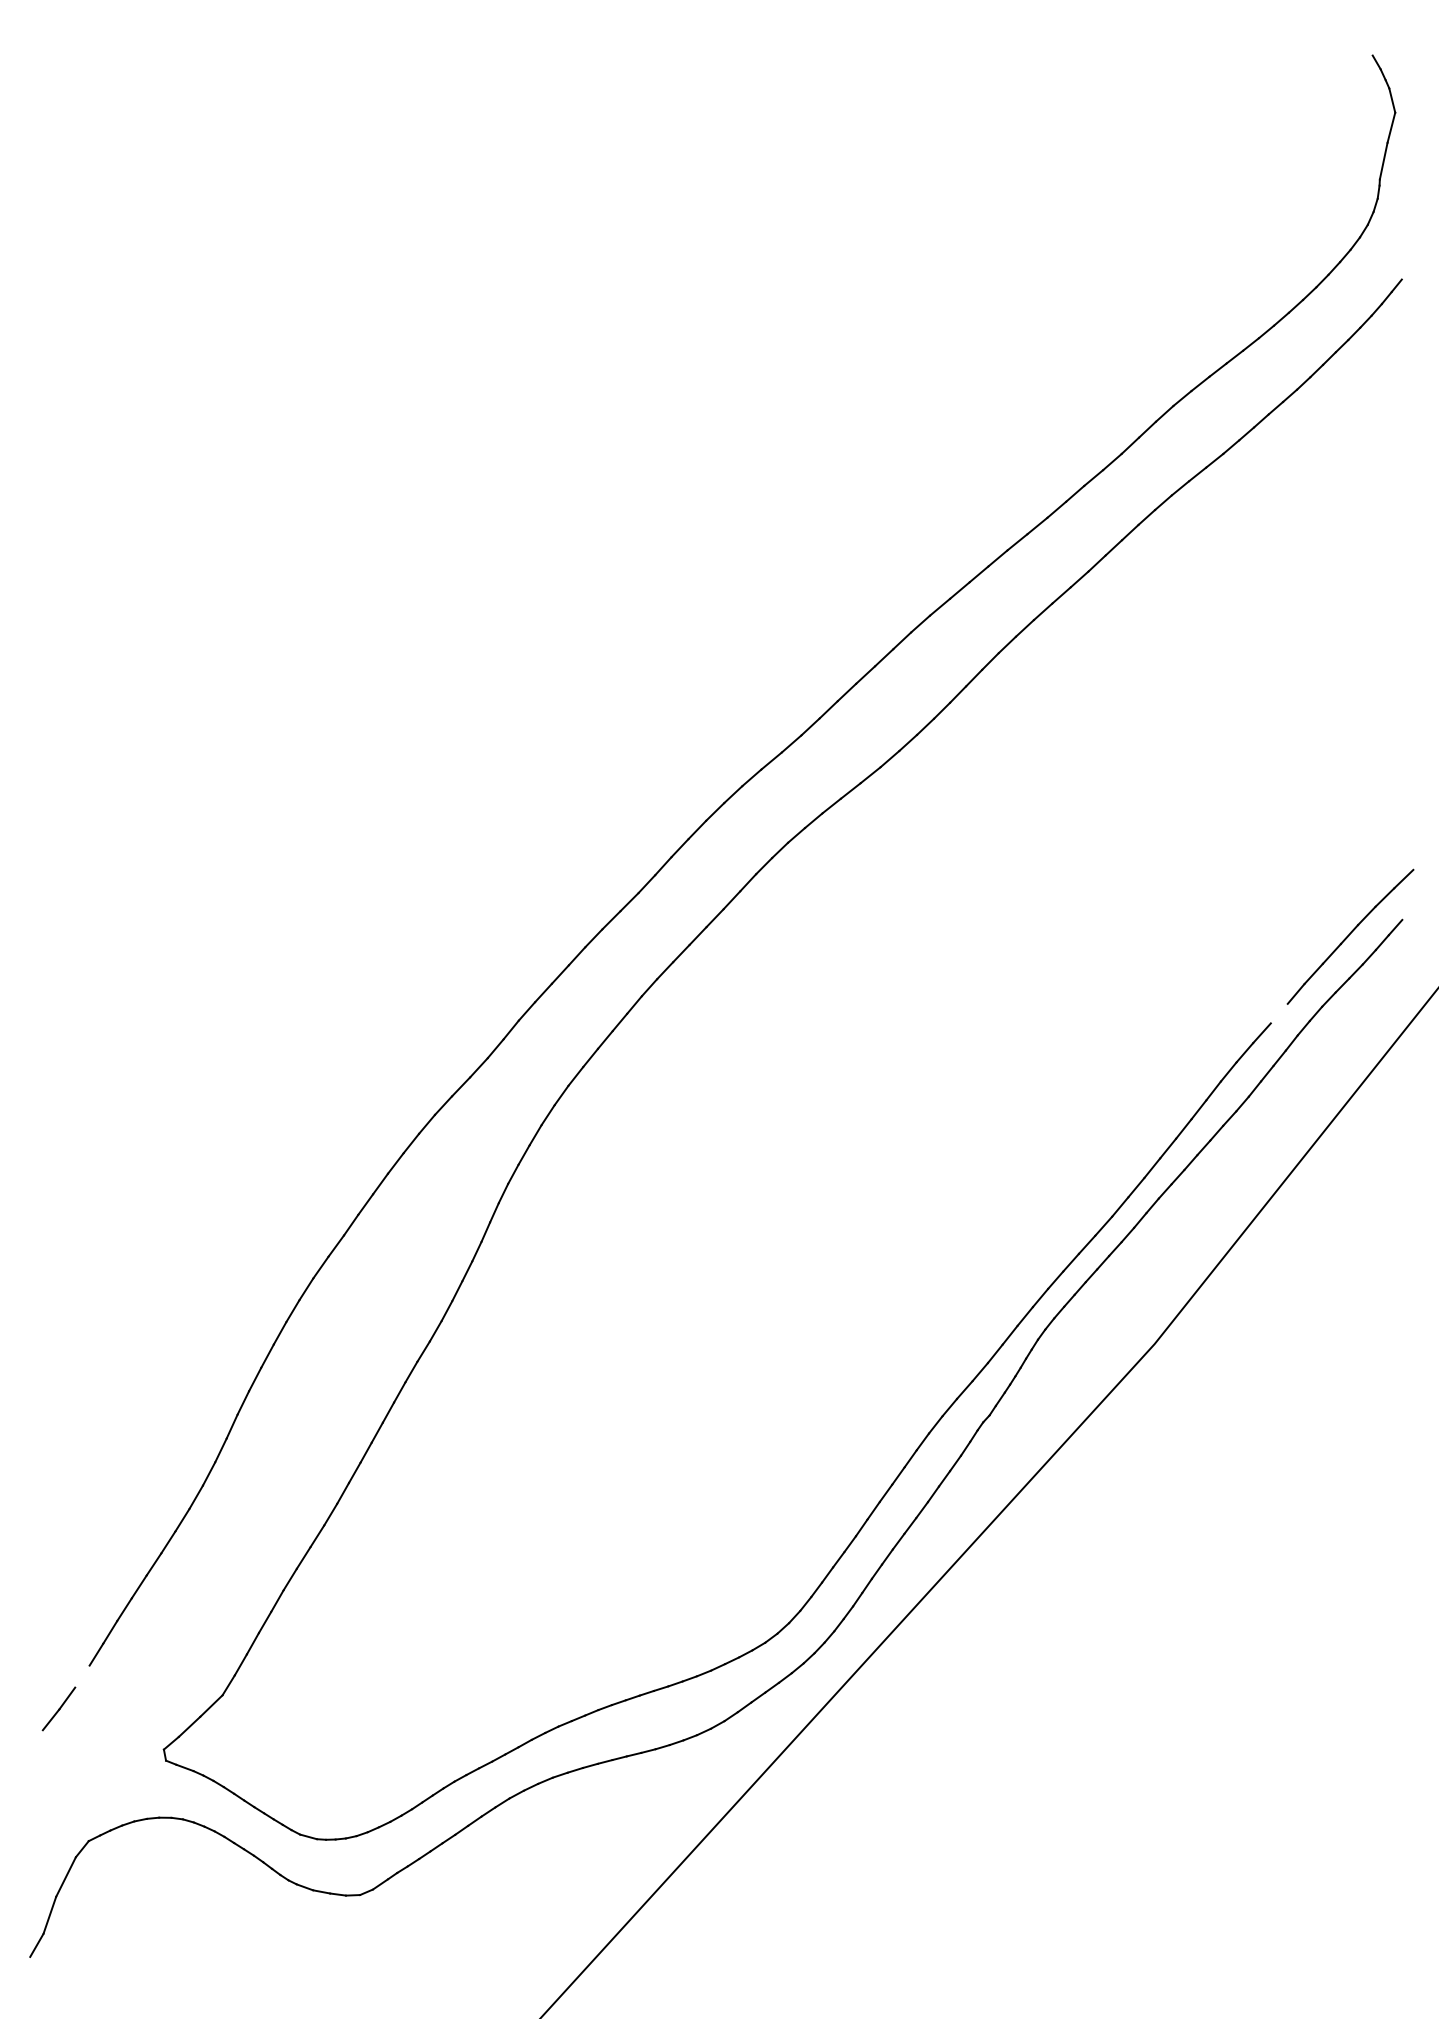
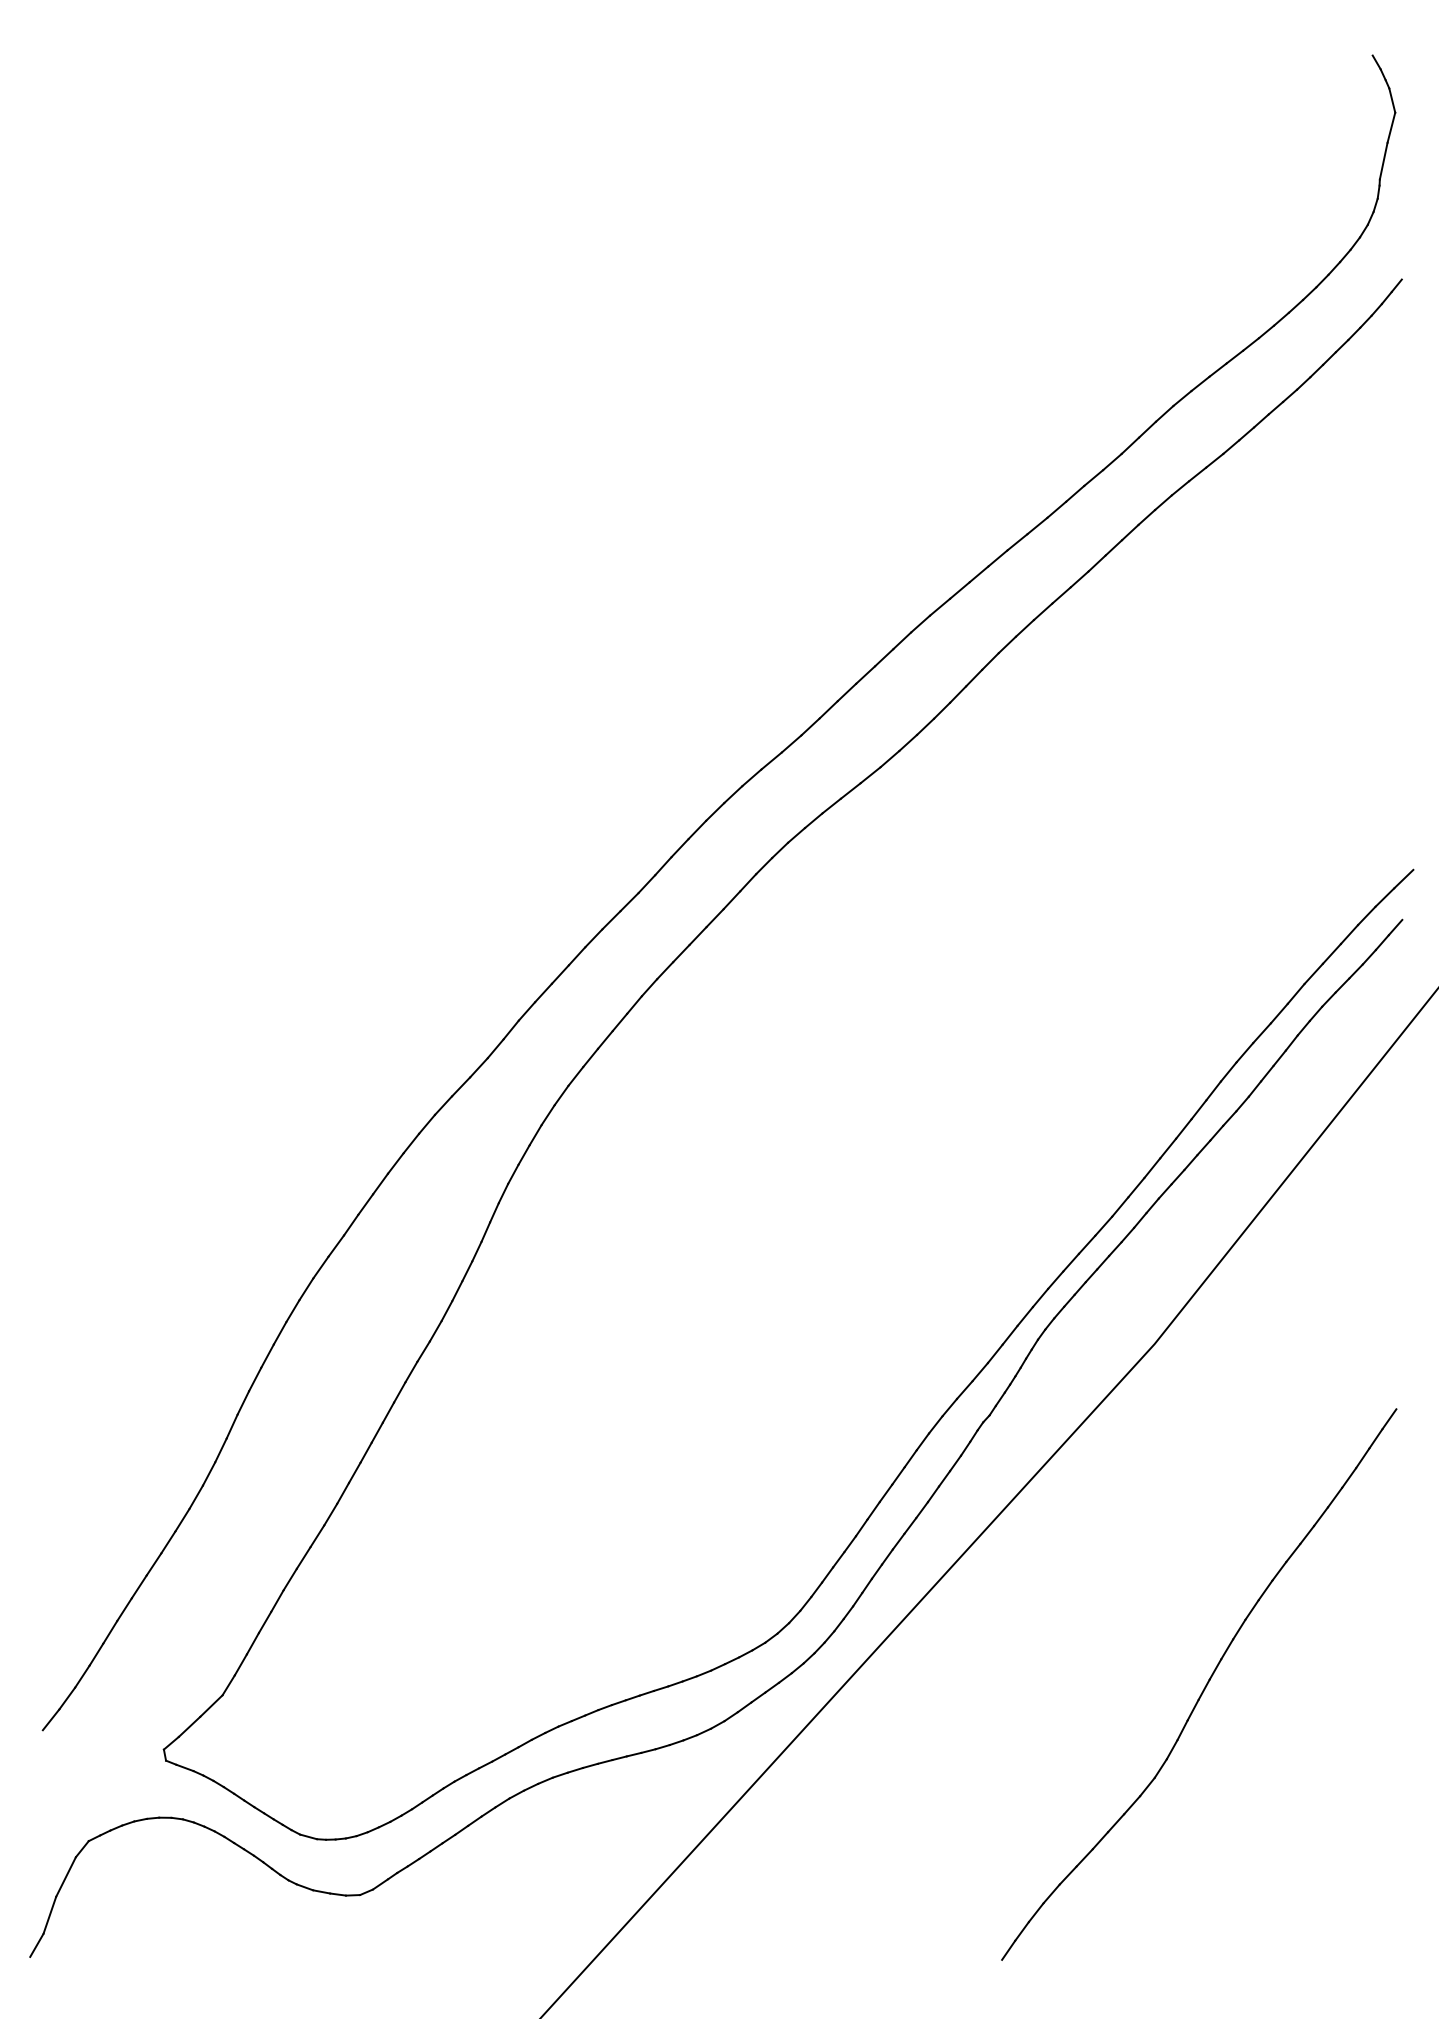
line: none -> present (1278, 1013)
line: none -> present (82, 1676)
part: none -> present (1199, 1684)
